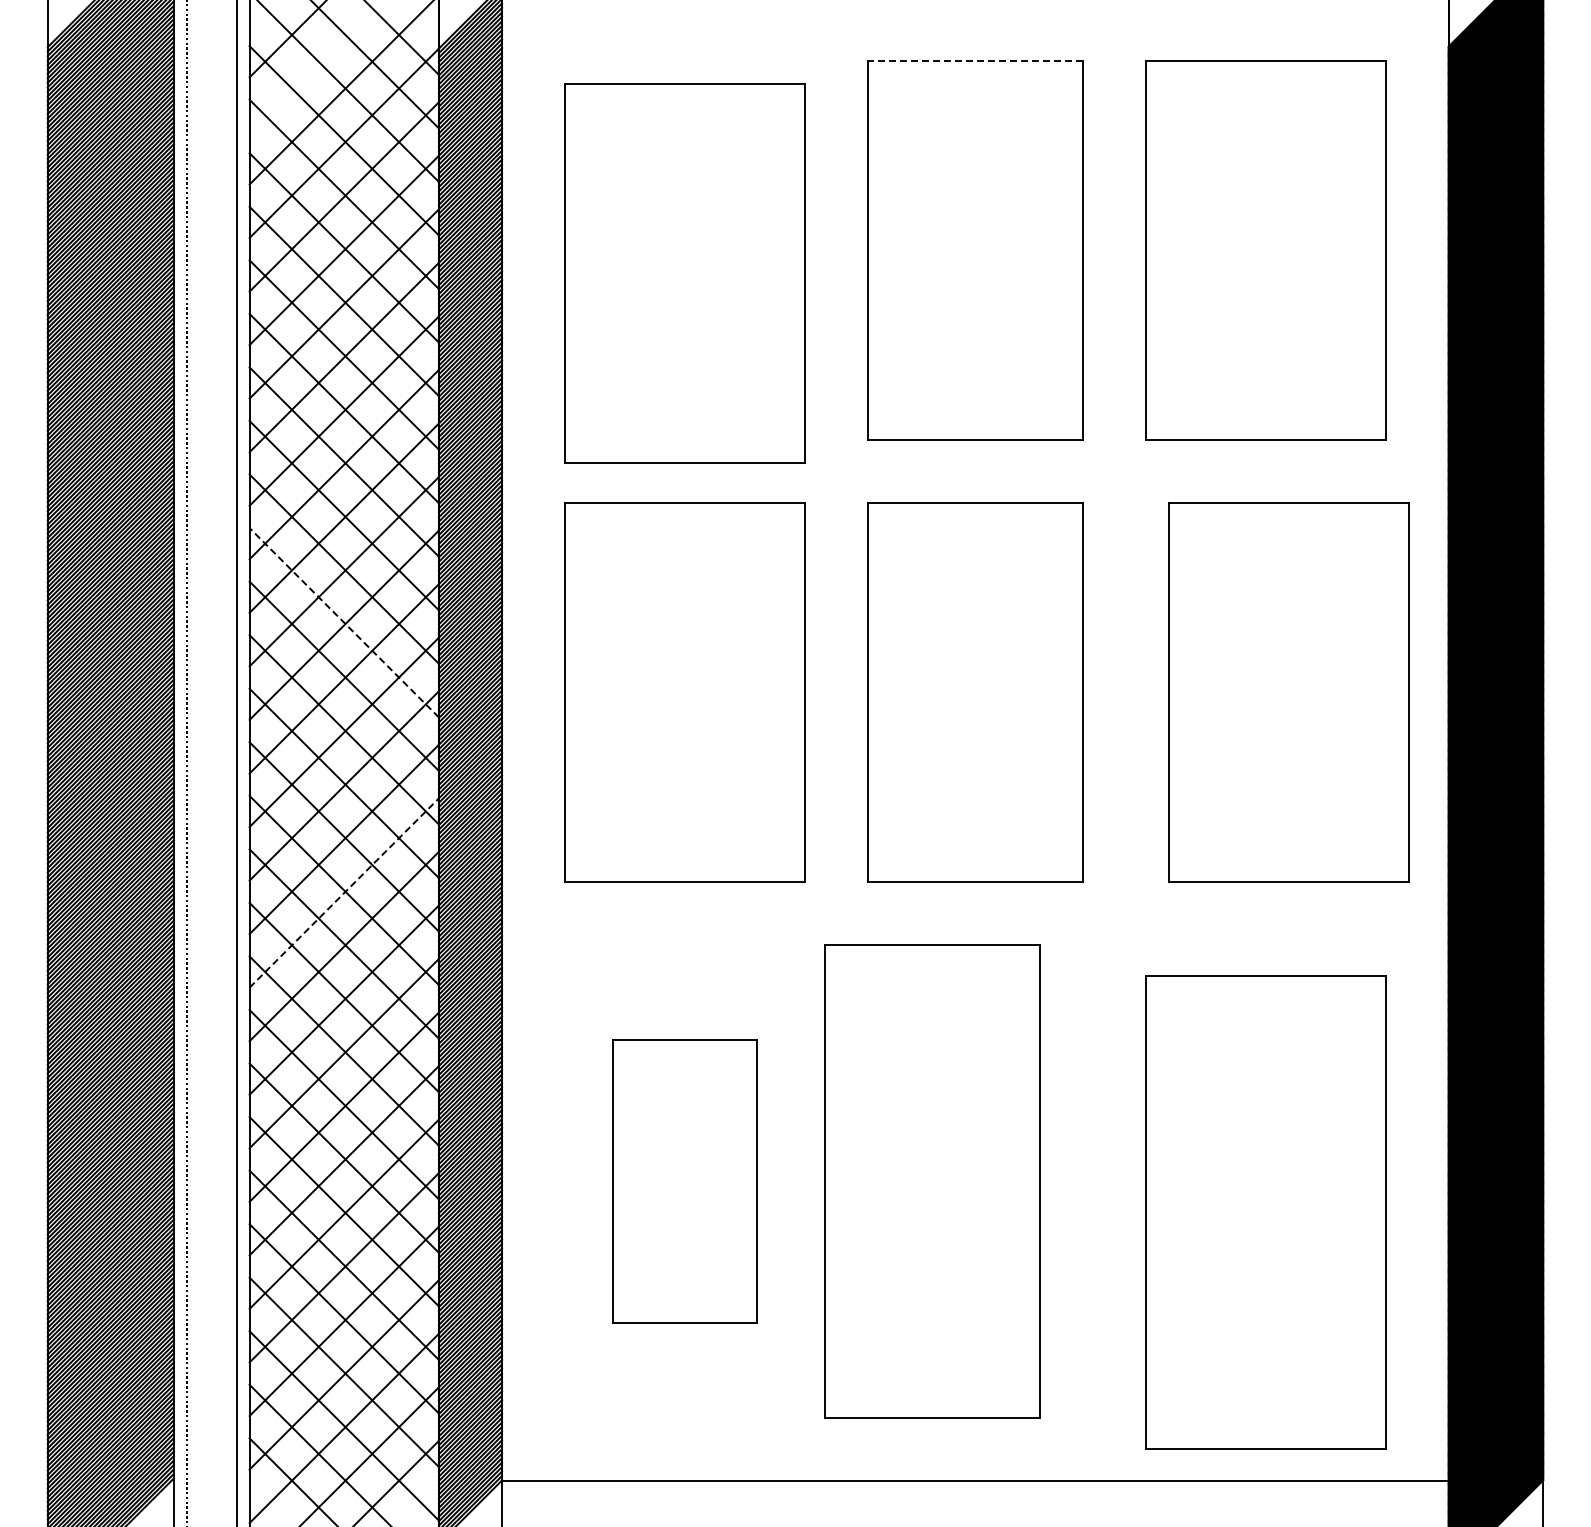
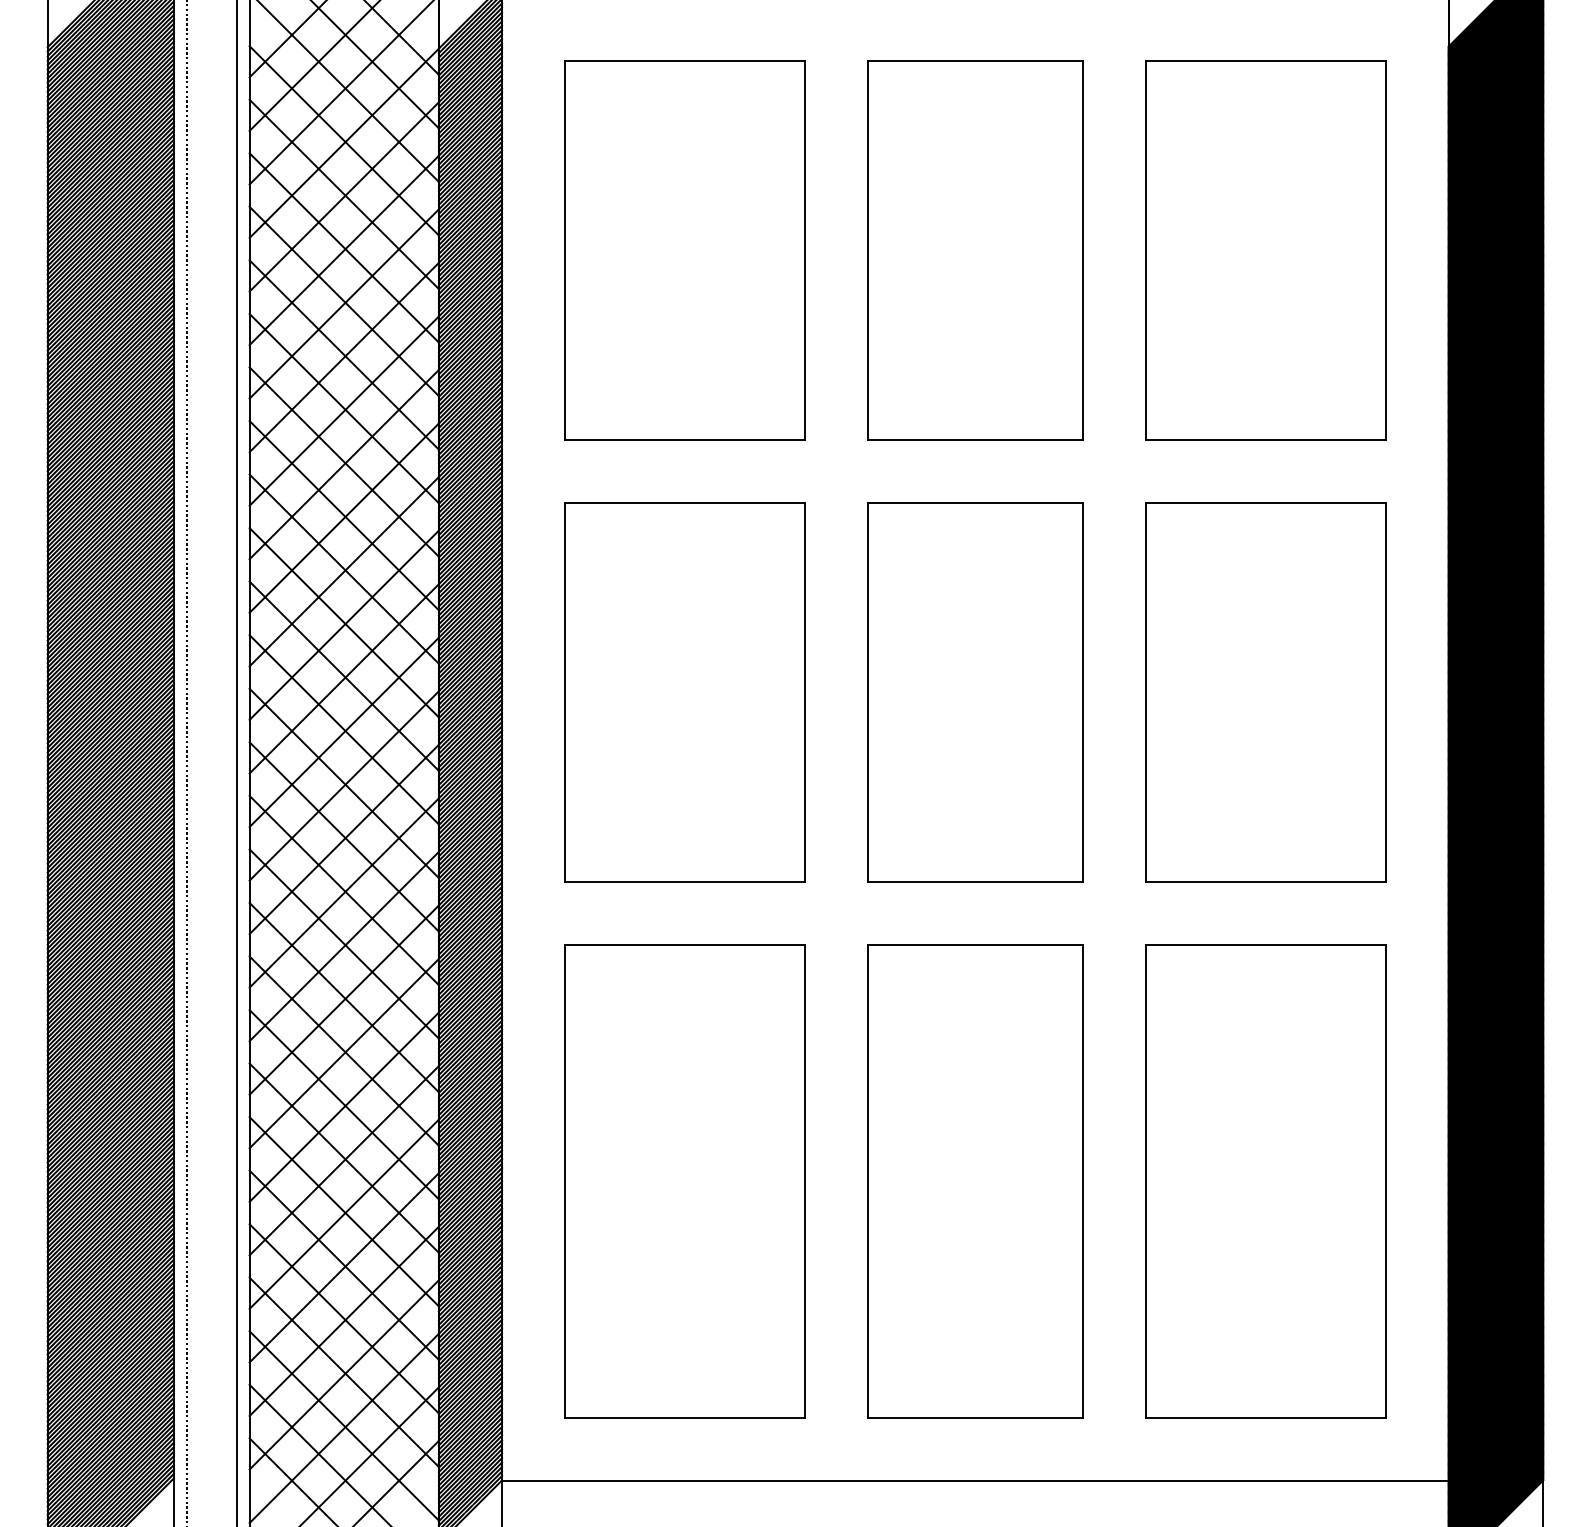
line: dashed -> solid (974, 61)
line: none -> present (313, 66)
part position: (684, 273) -> (684, 250) (684, 250)
line: dashed -> solid (344, 622)
part position: (1288, 692) -> (1265, 692) (1265, 692)
line: dashed -> solid (344, 893)
part size: 146x285 px -> 242x475 px (684, 1181)
part position: (932, 1181) -> (975, 1181) (975, 1181)
part position: (1265, 1212) -> (1265, 1181) (1265, 1181)
